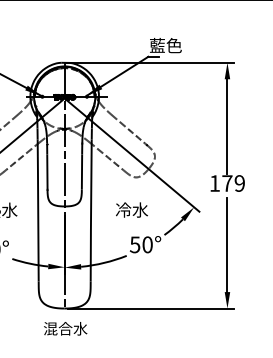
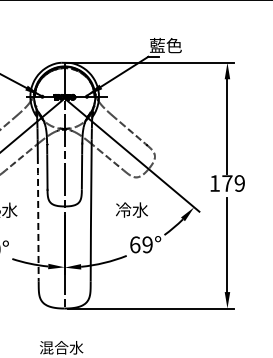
line: solid -> dashed (38, 219)
text: 50° -> 69° (140, 244)
text position: (65, 328) -> (61, 347) (61, 347)
